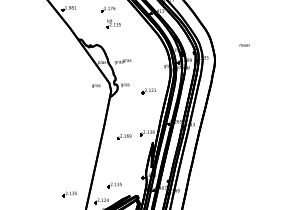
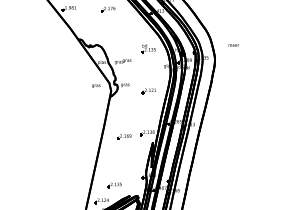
part position: (113, 23) -> (148, 48) (148, 48)
text position: (244, 45) -> (233, 45) (233, 45)
part: present -> none (69, 194)
